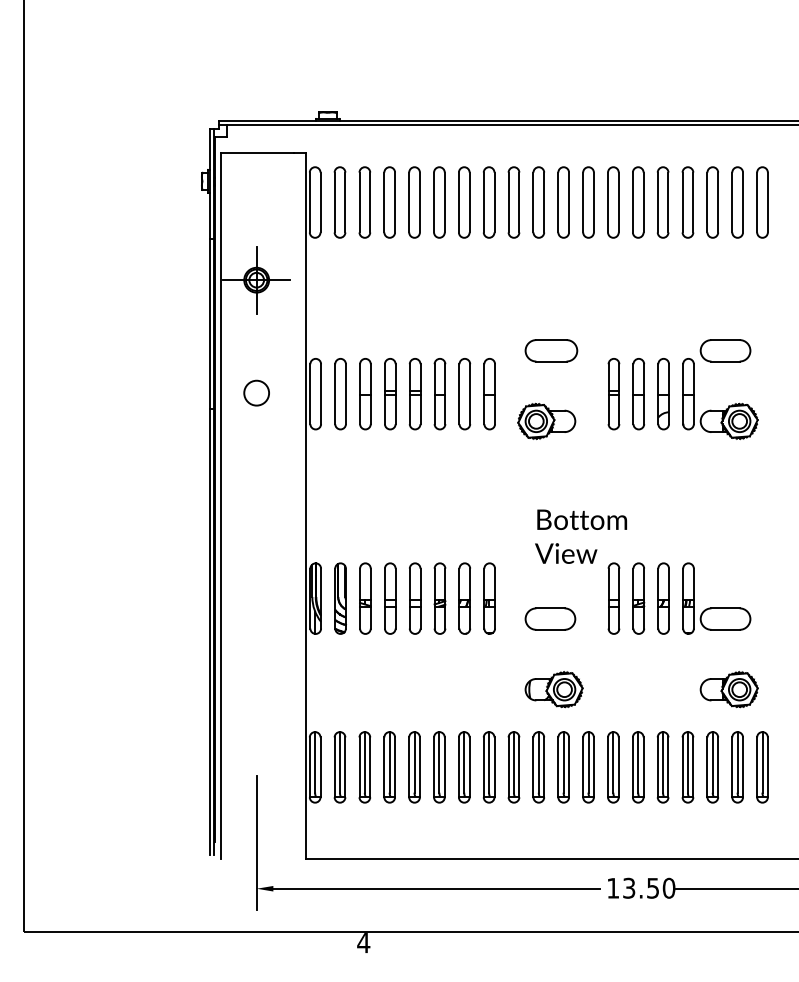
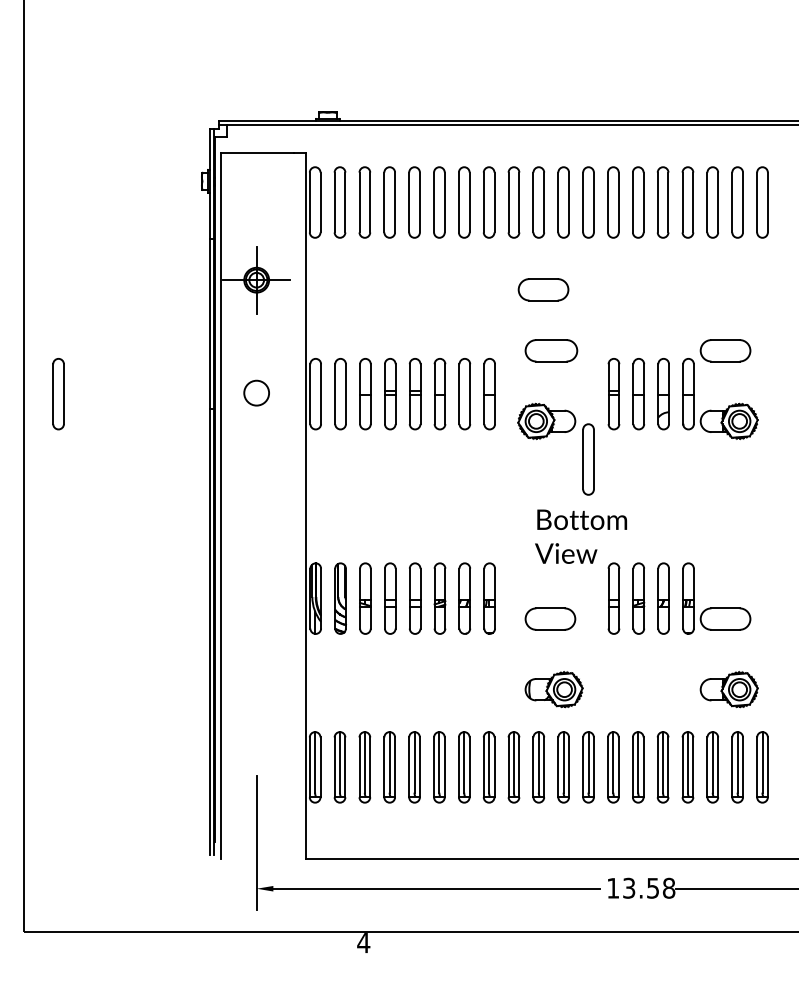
part: none -> present (543, 289)
part: none -> present (58, 394)
part: none -> present (588, 459)
text: 13.50 -> 13.58 (668, 888)
